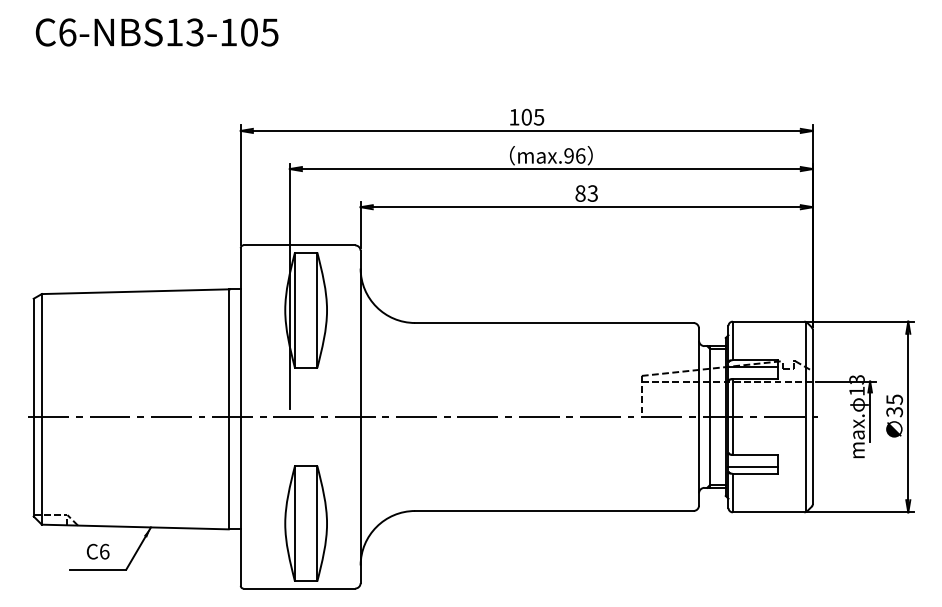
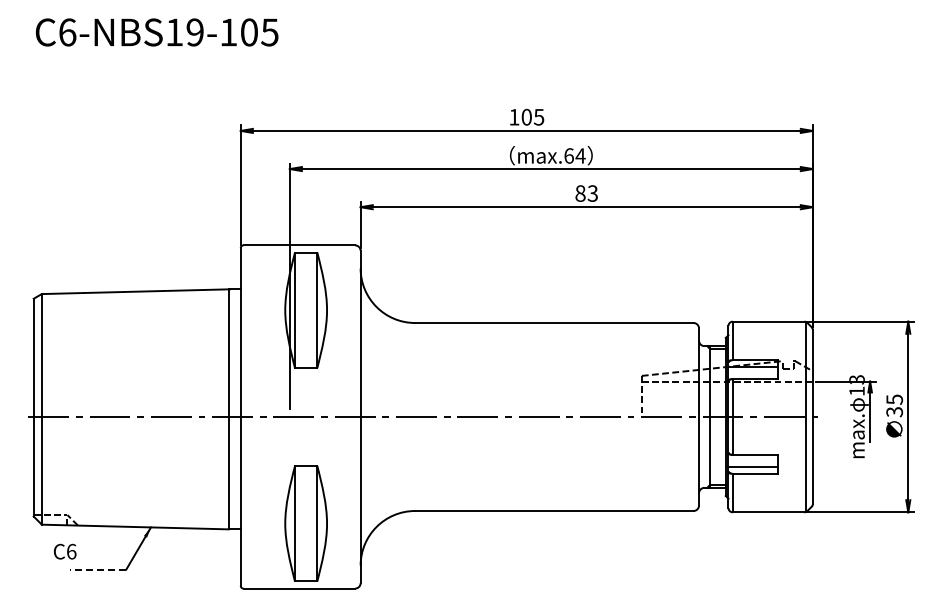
text: C6-NBS13-105 -> C6-NBS19-105 (194, 32)
text: max.96 -> max.64 (574, 155)
text position: (98, 551) -> (65, 551) (65, 551)
line: solid -> dashed (98, 569)
